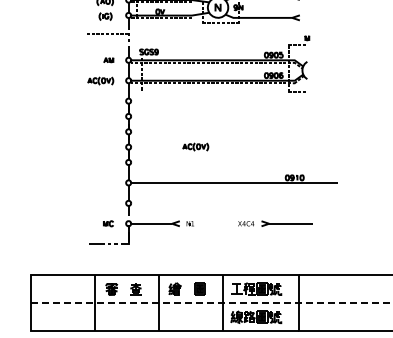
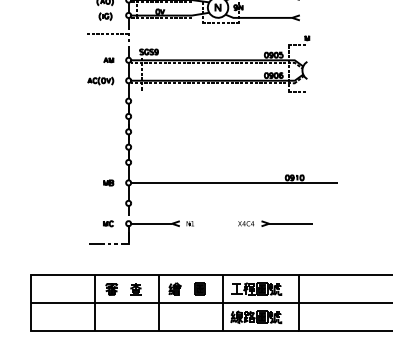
part: present -> none (195, 146)
part: none -> present (108, 182)
line: dashed -> solid (212, 302)
